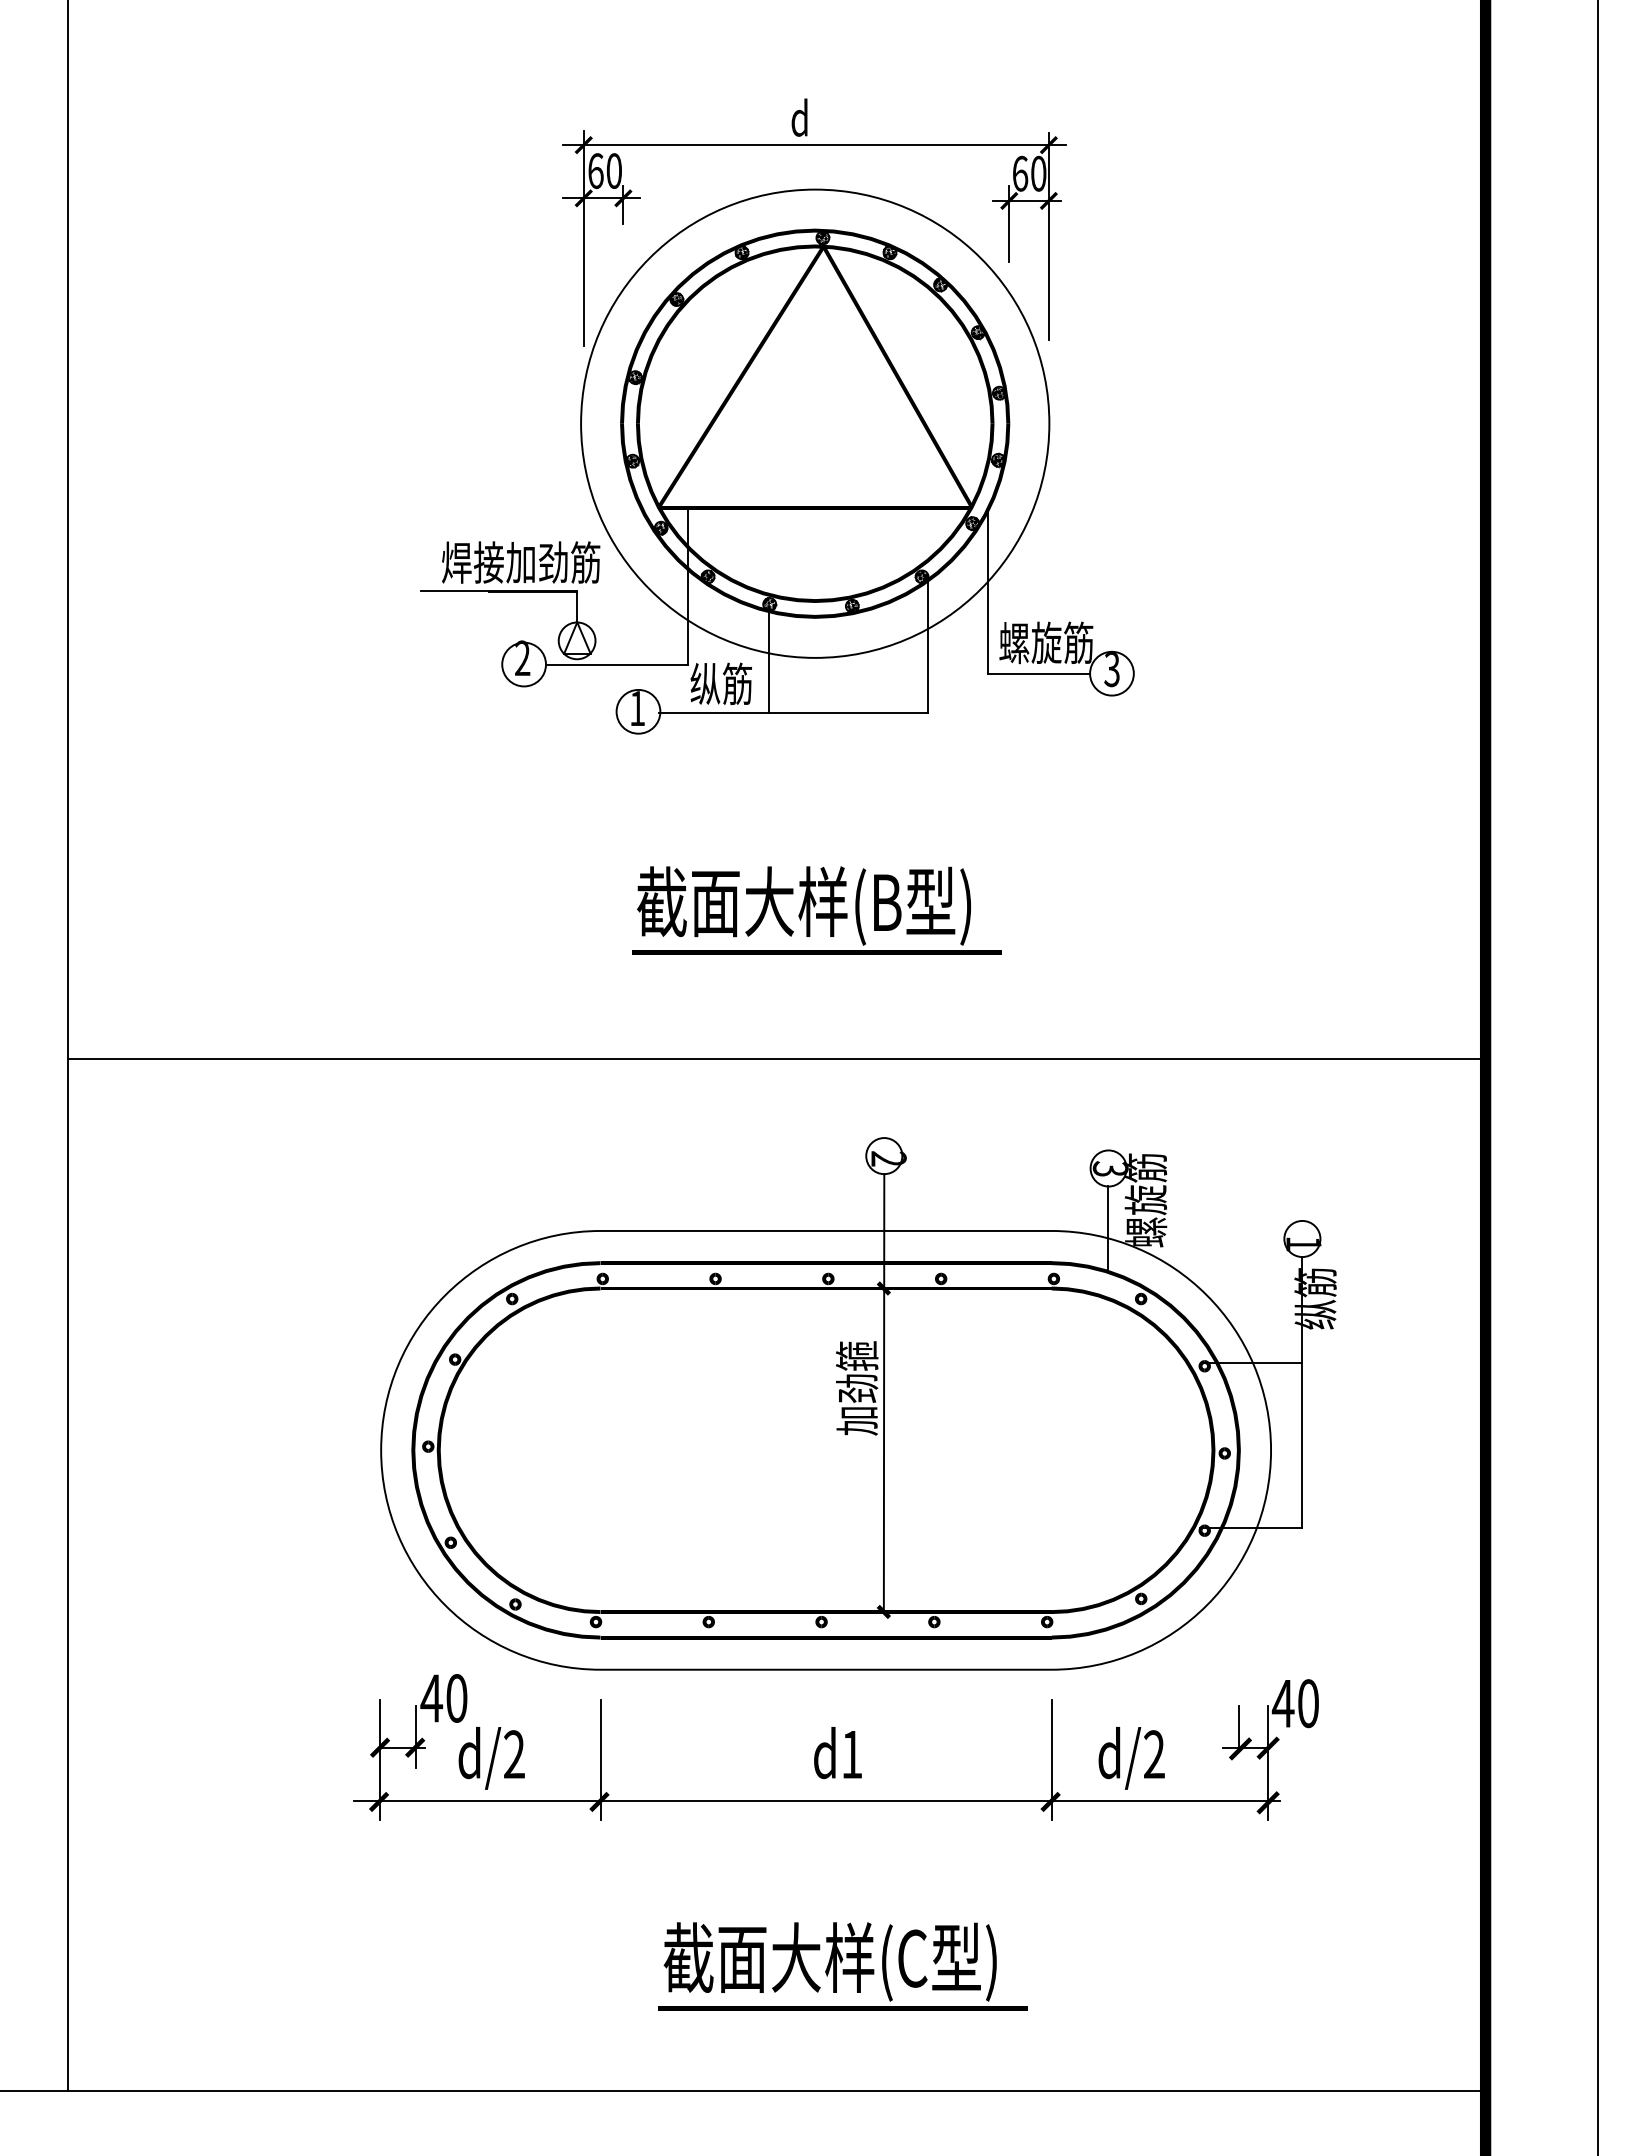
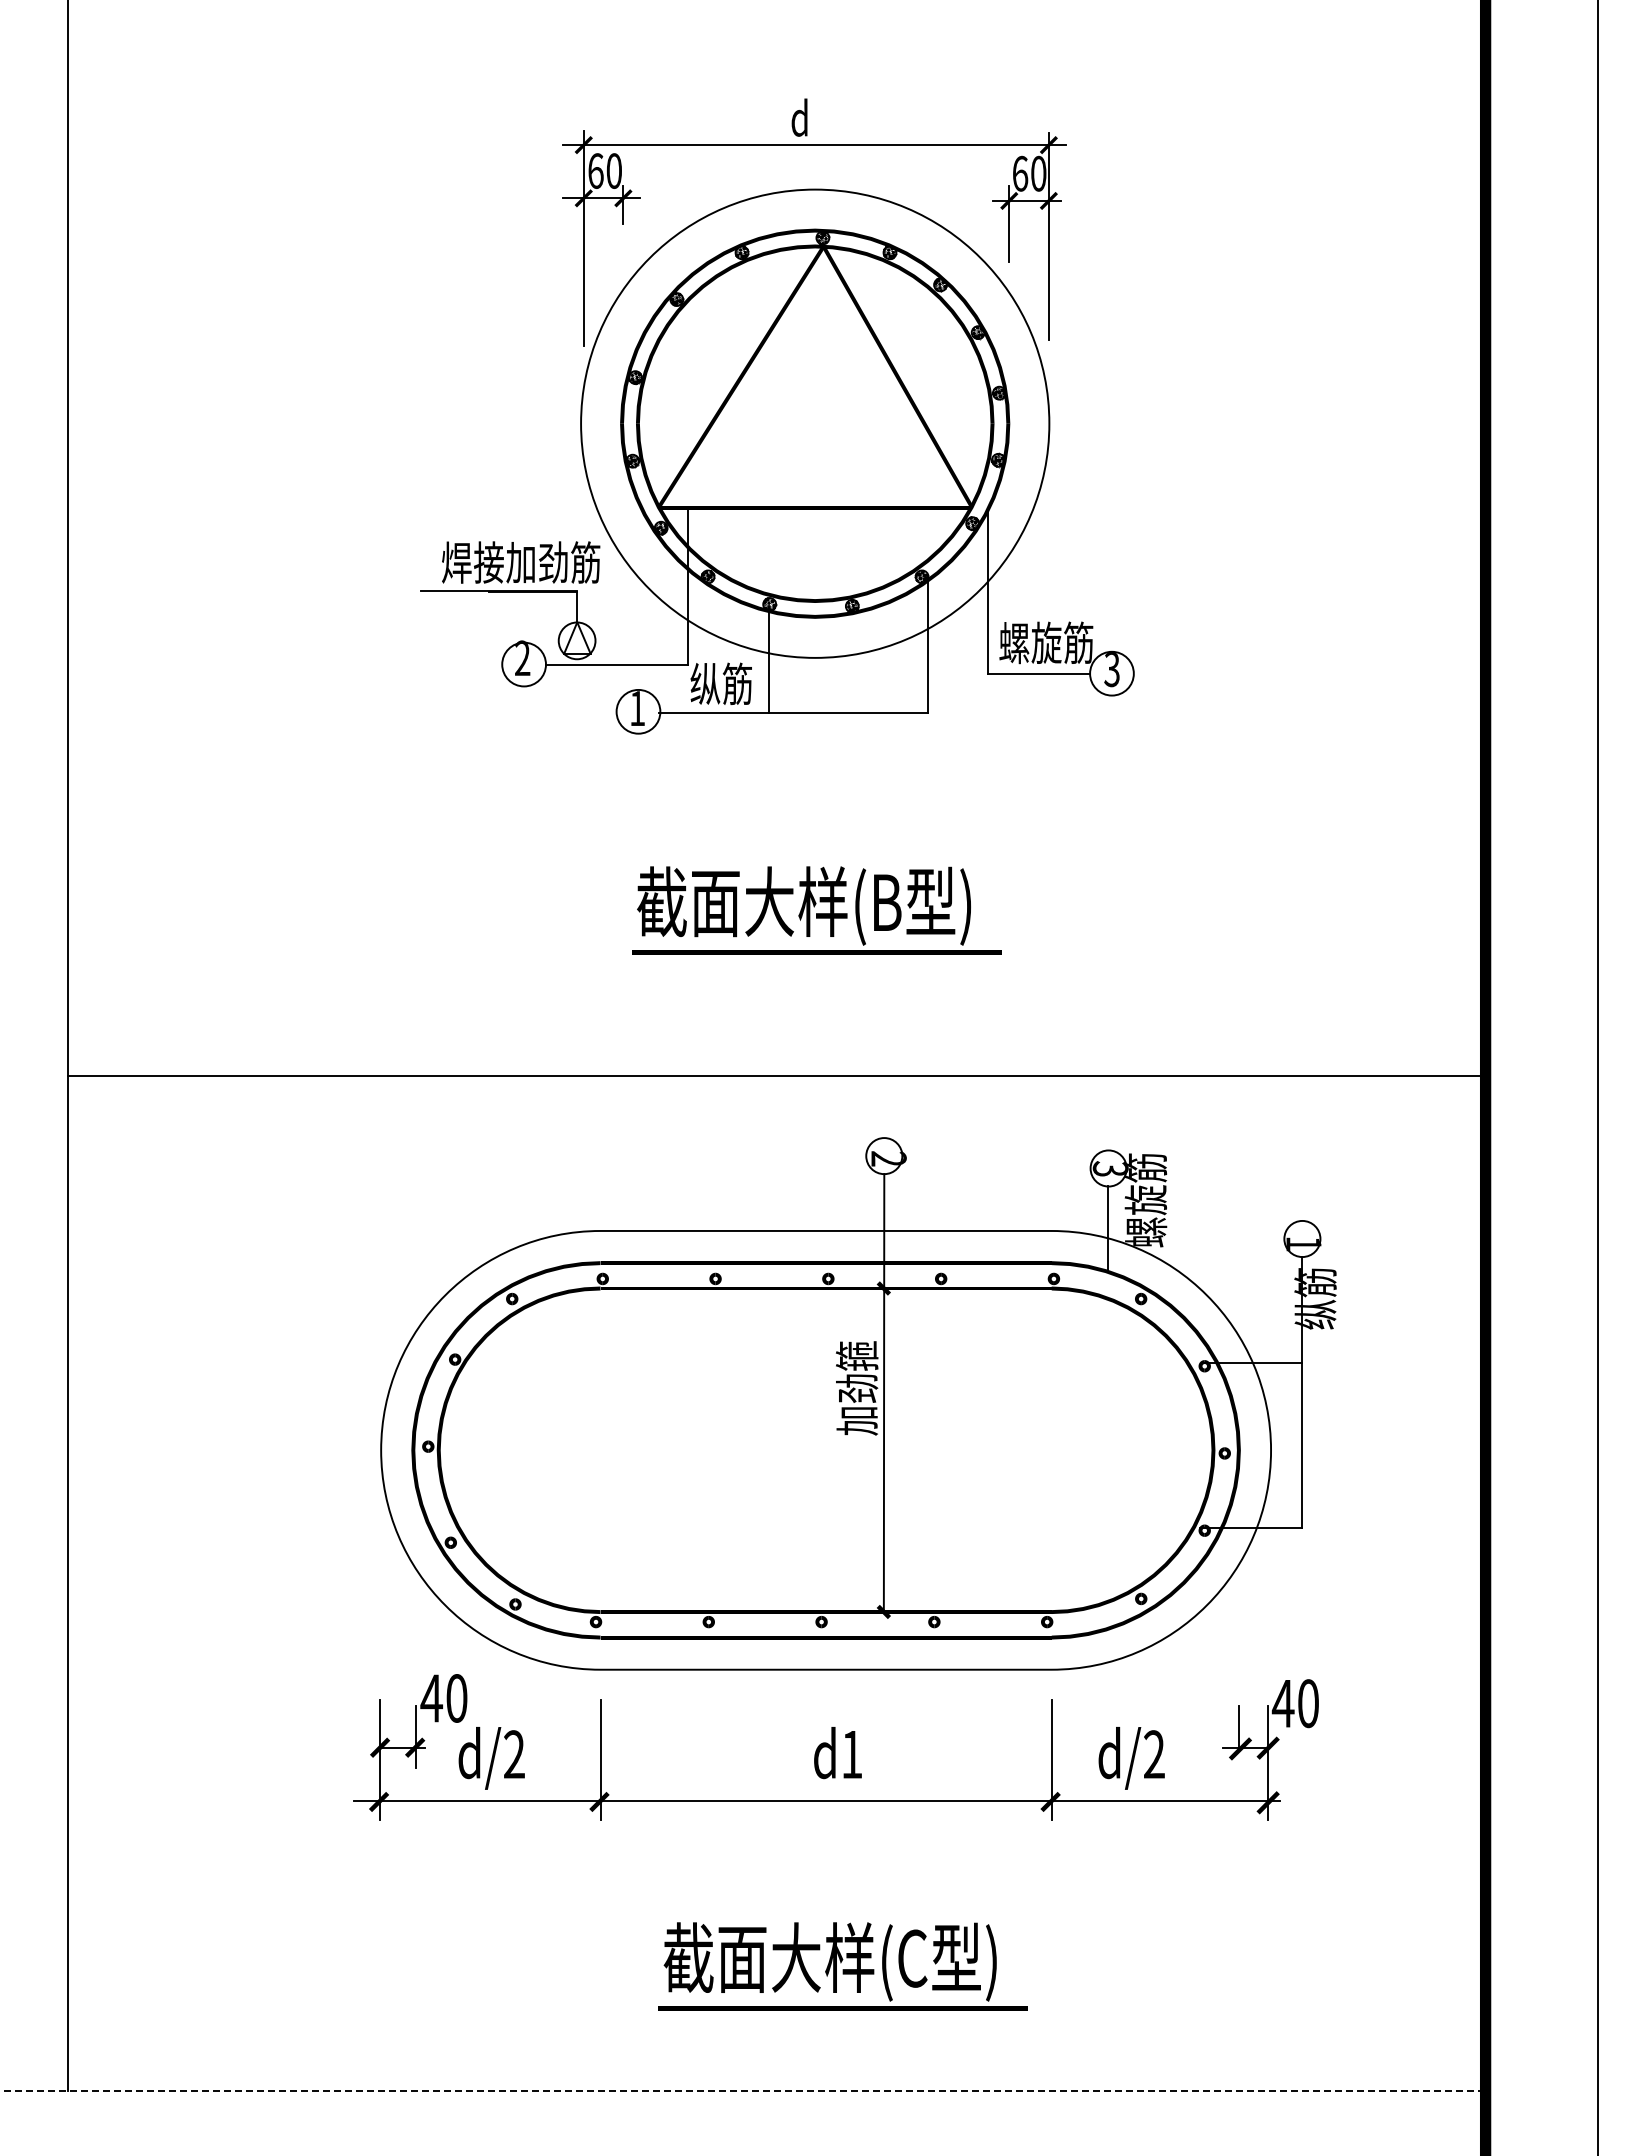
line position: (776, 1058) -> (776, 1075) (776, 1075)
line: solid -> dashed (743, 2091)
